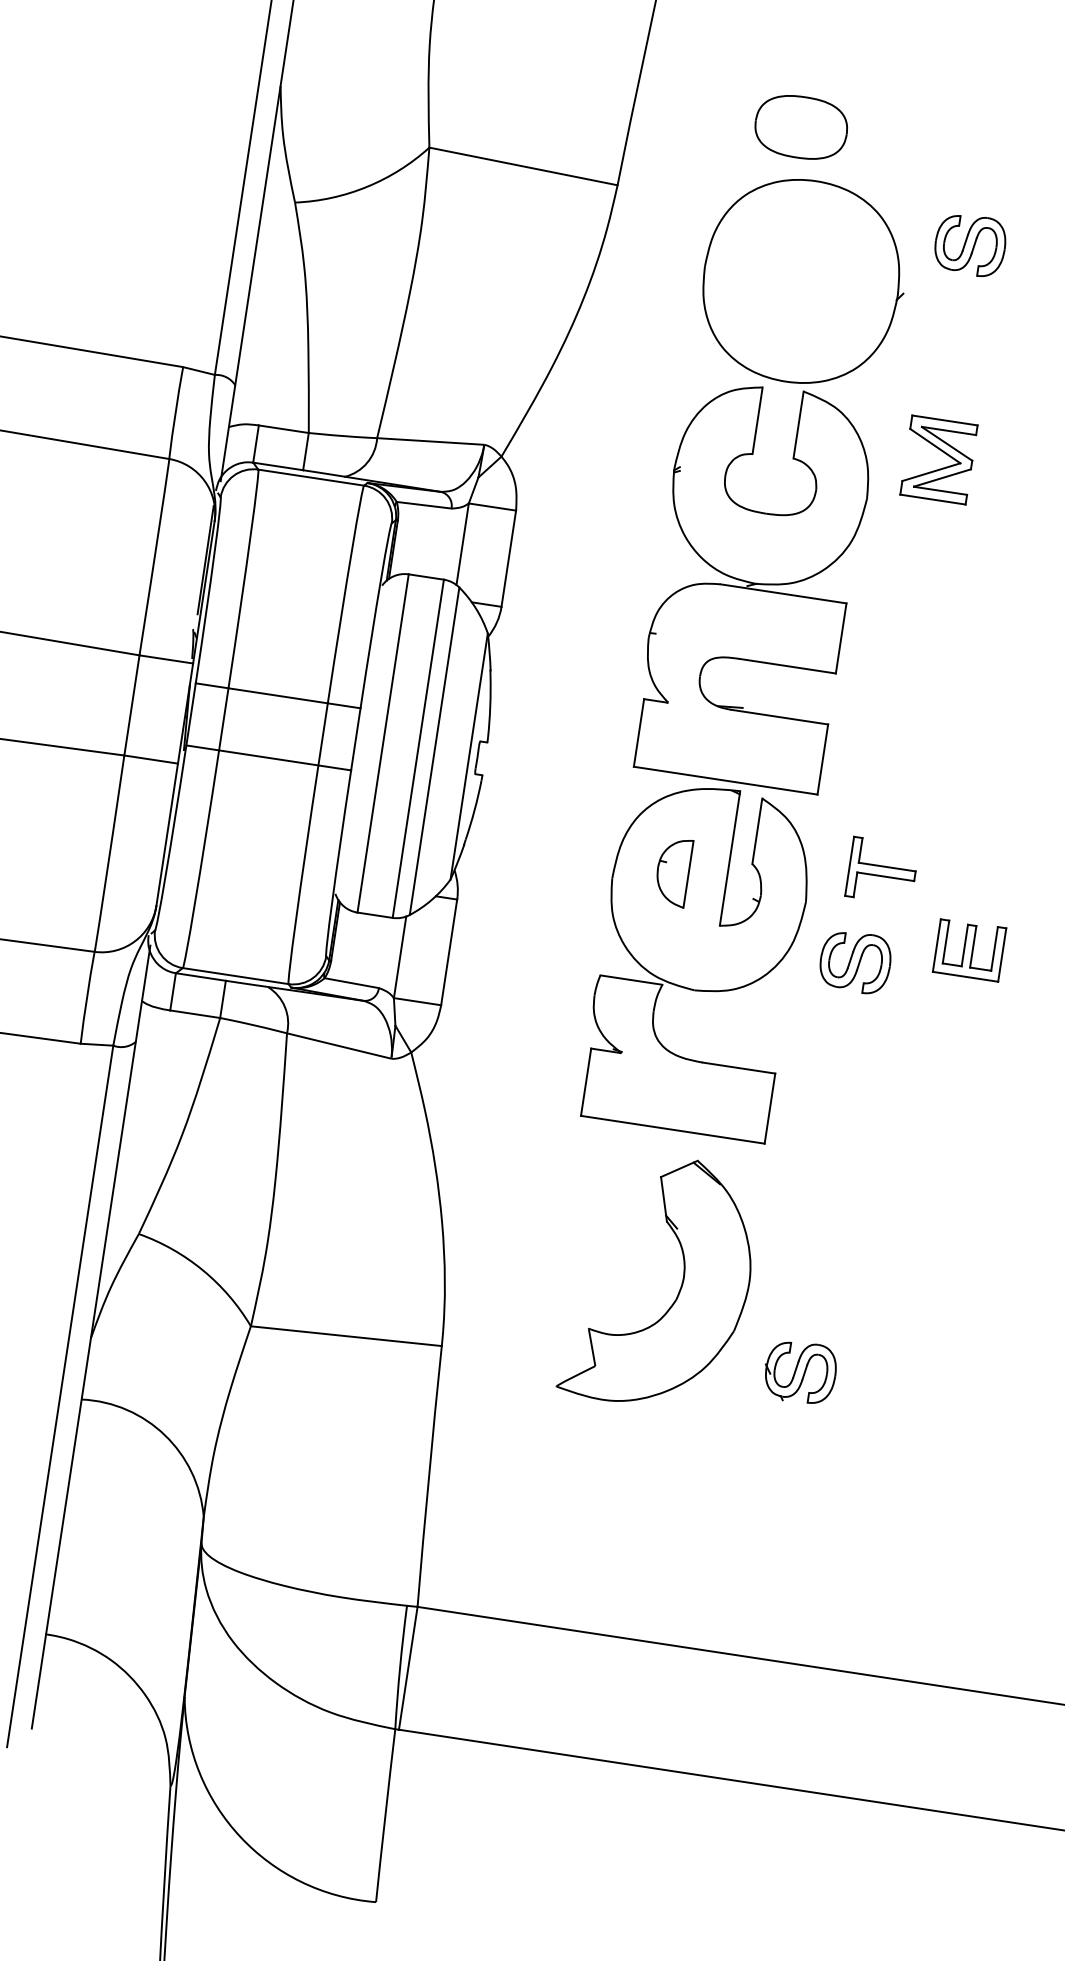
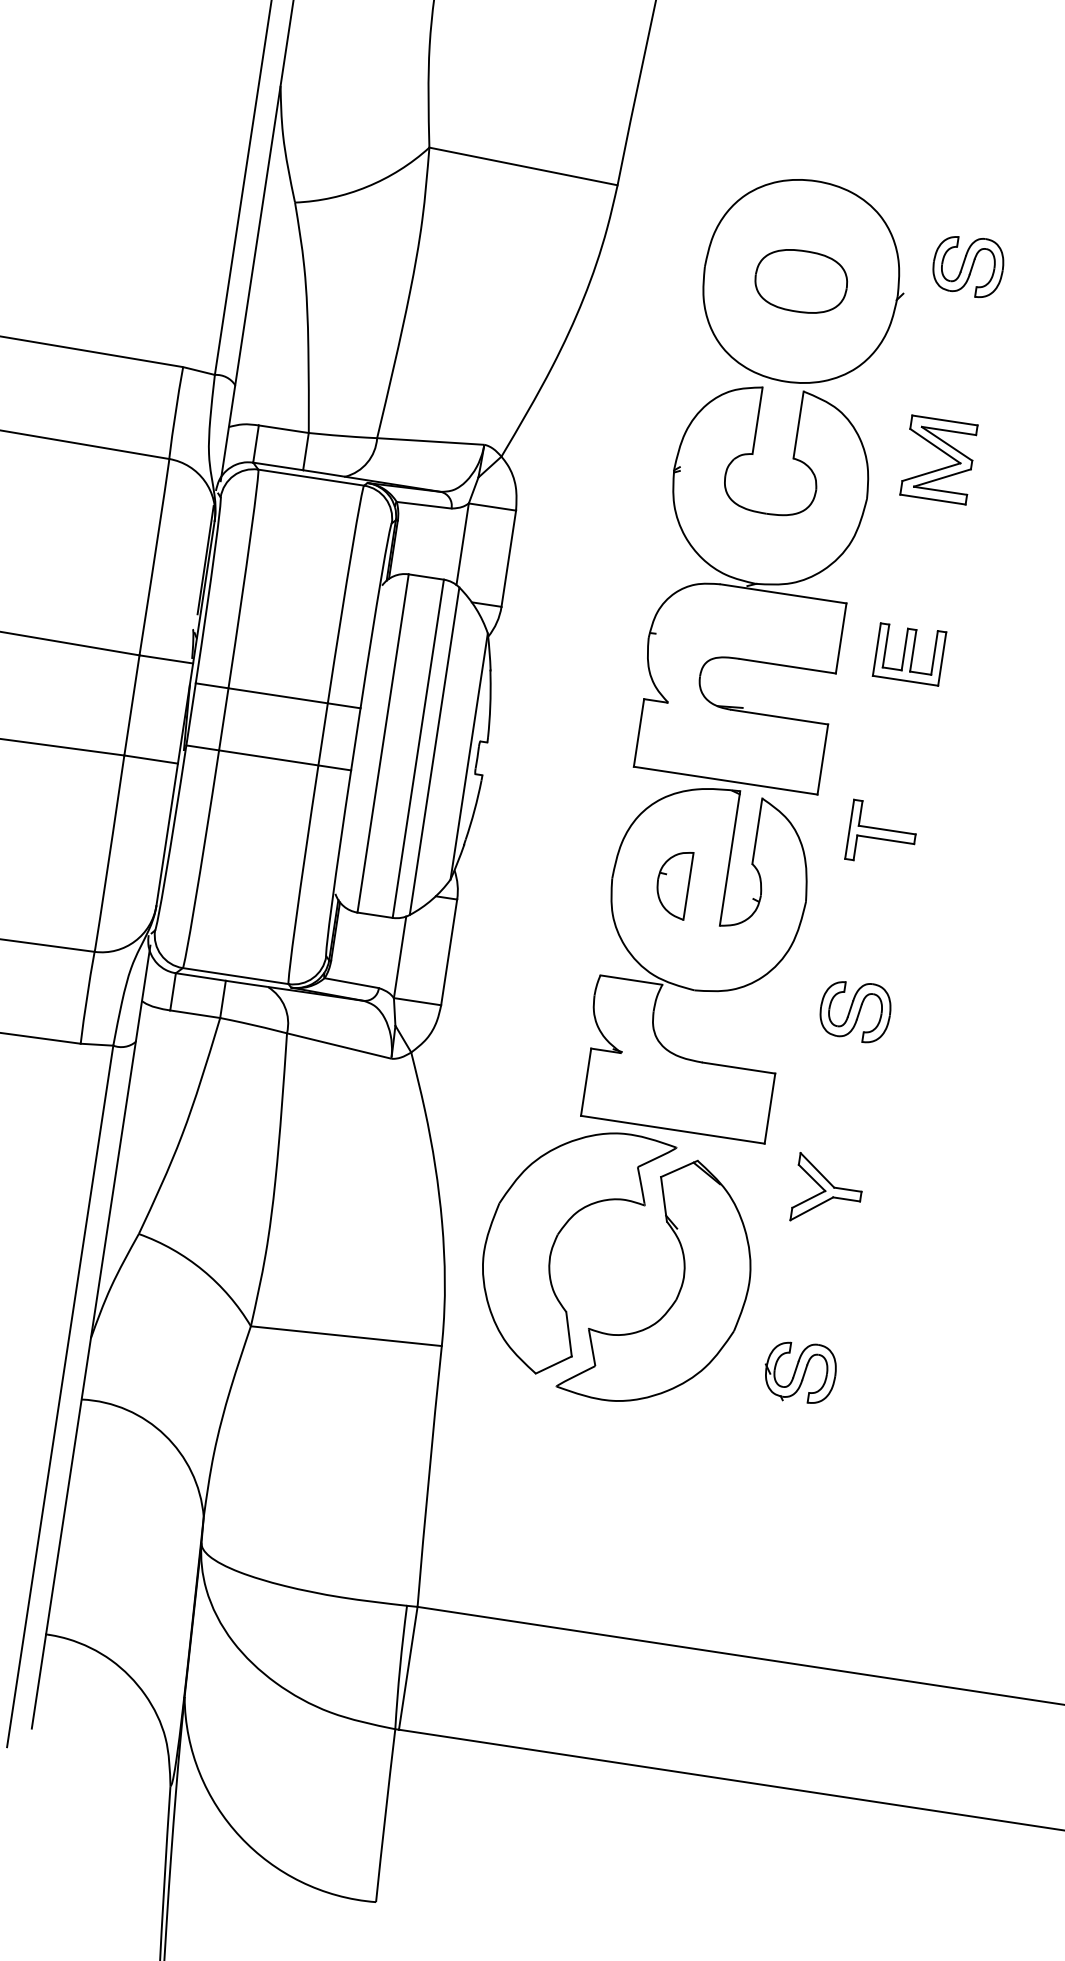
part position: (800, 127) -> (800, 281) (800, 281)
part position: (970, 245) -> (968, 266) (968, 266)
part position: (880, 866) -> (880, 829) (880, 829)
part position: (675, 874) -> (675, 886) (675, 886)
part position: (969, 950) -> (909, 654) (909, 654)
part position: (855, 963) -> (855, 1012) (855, 1012)
part: none -> present (825, 1186)
part: none -> present (554, 1245)
